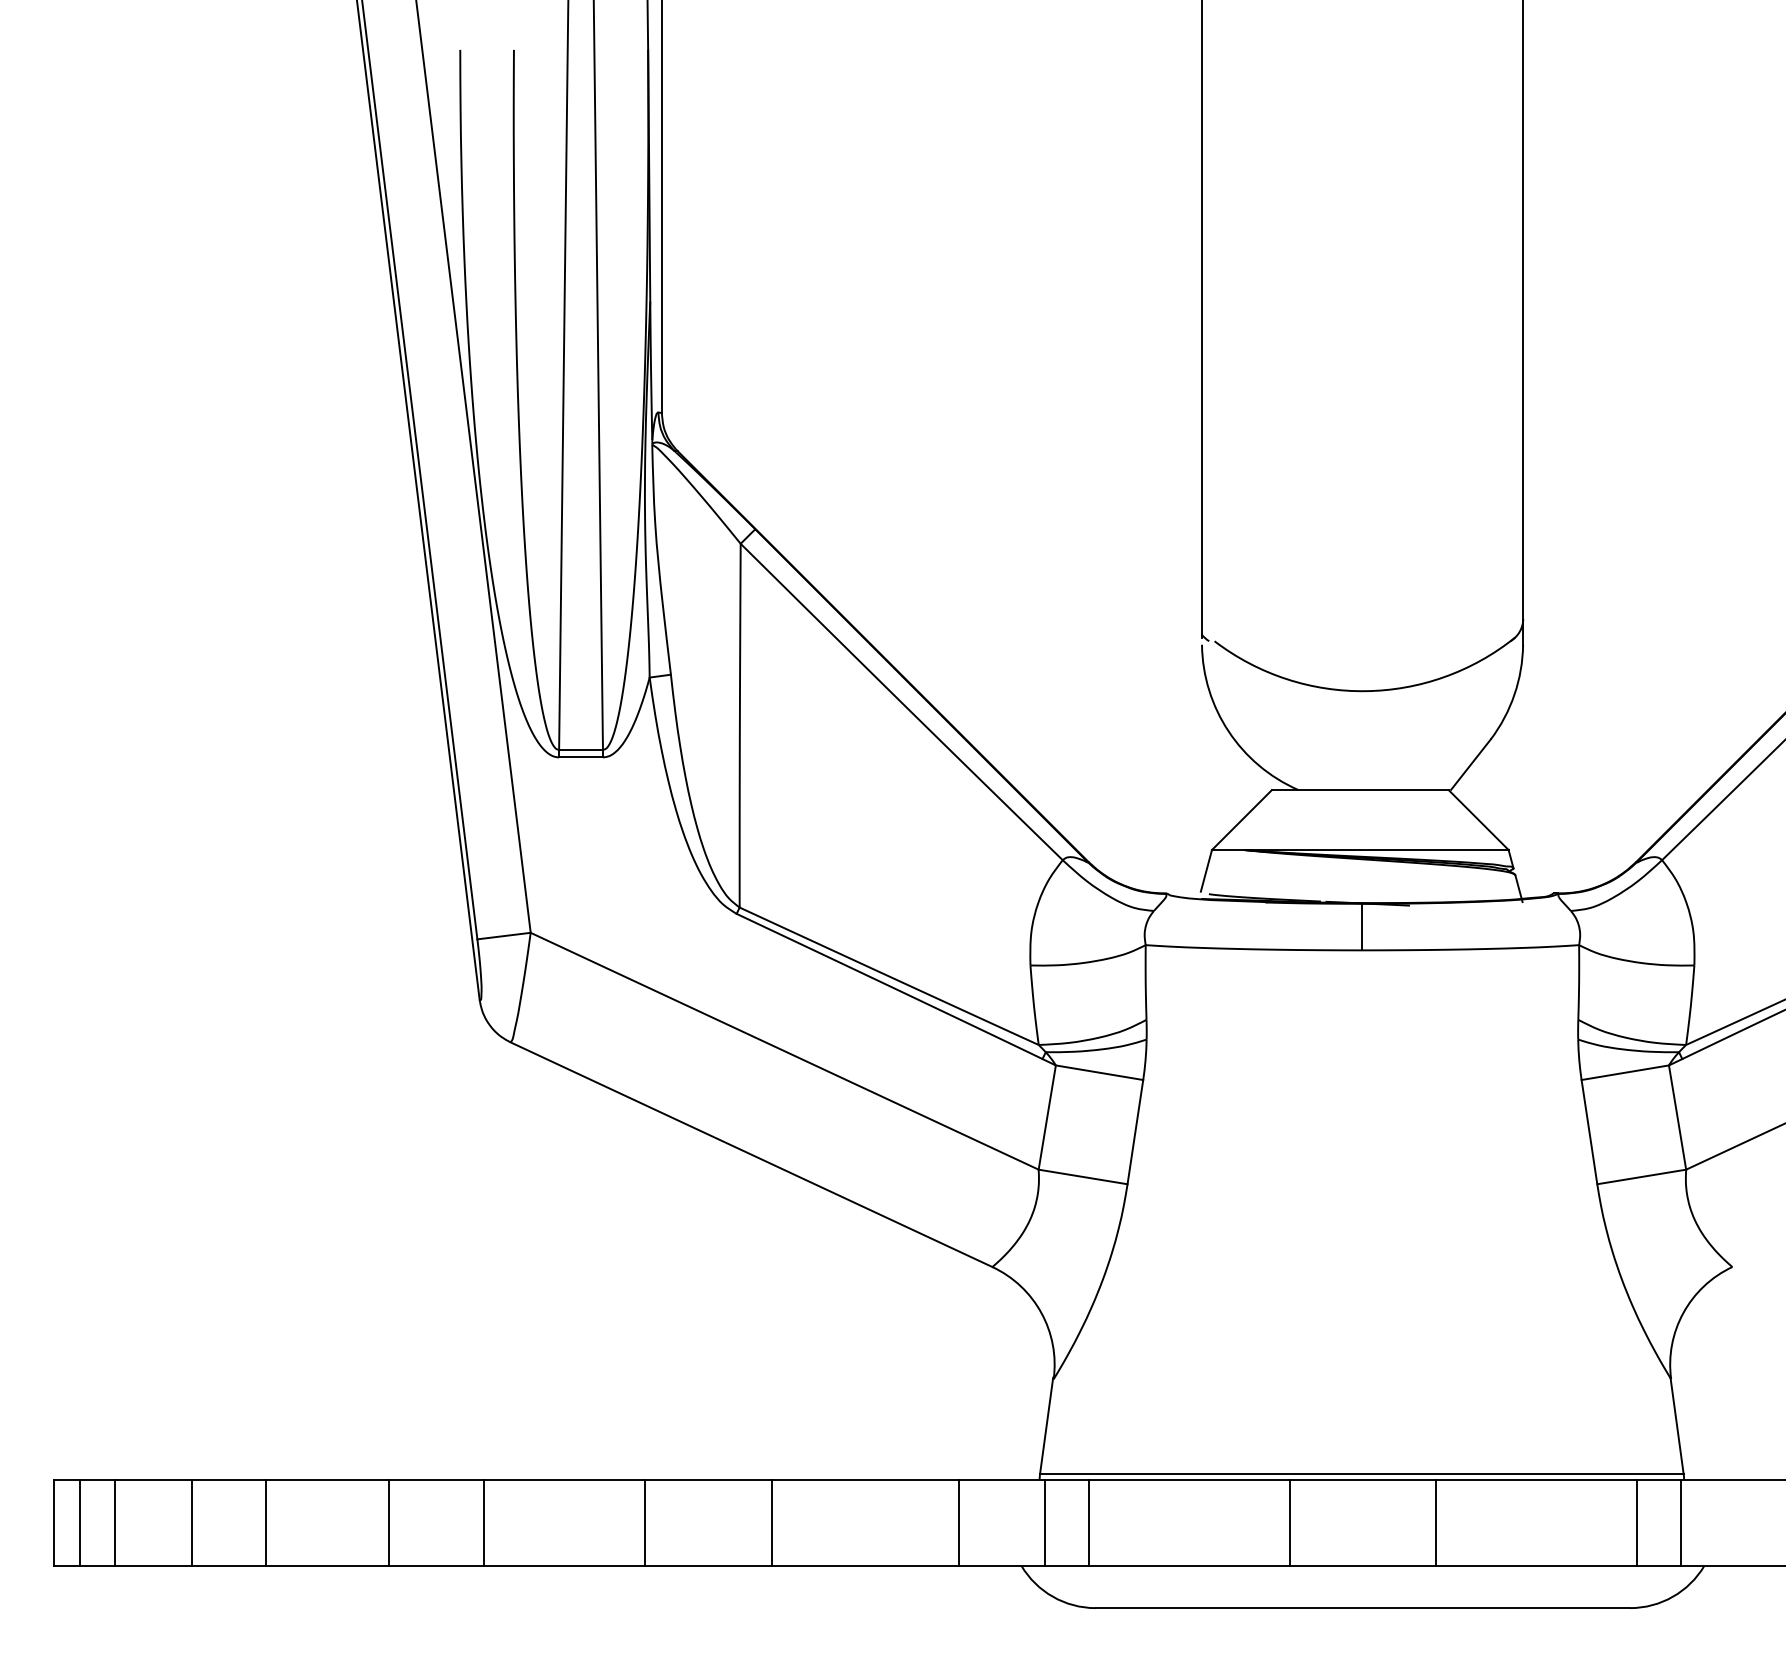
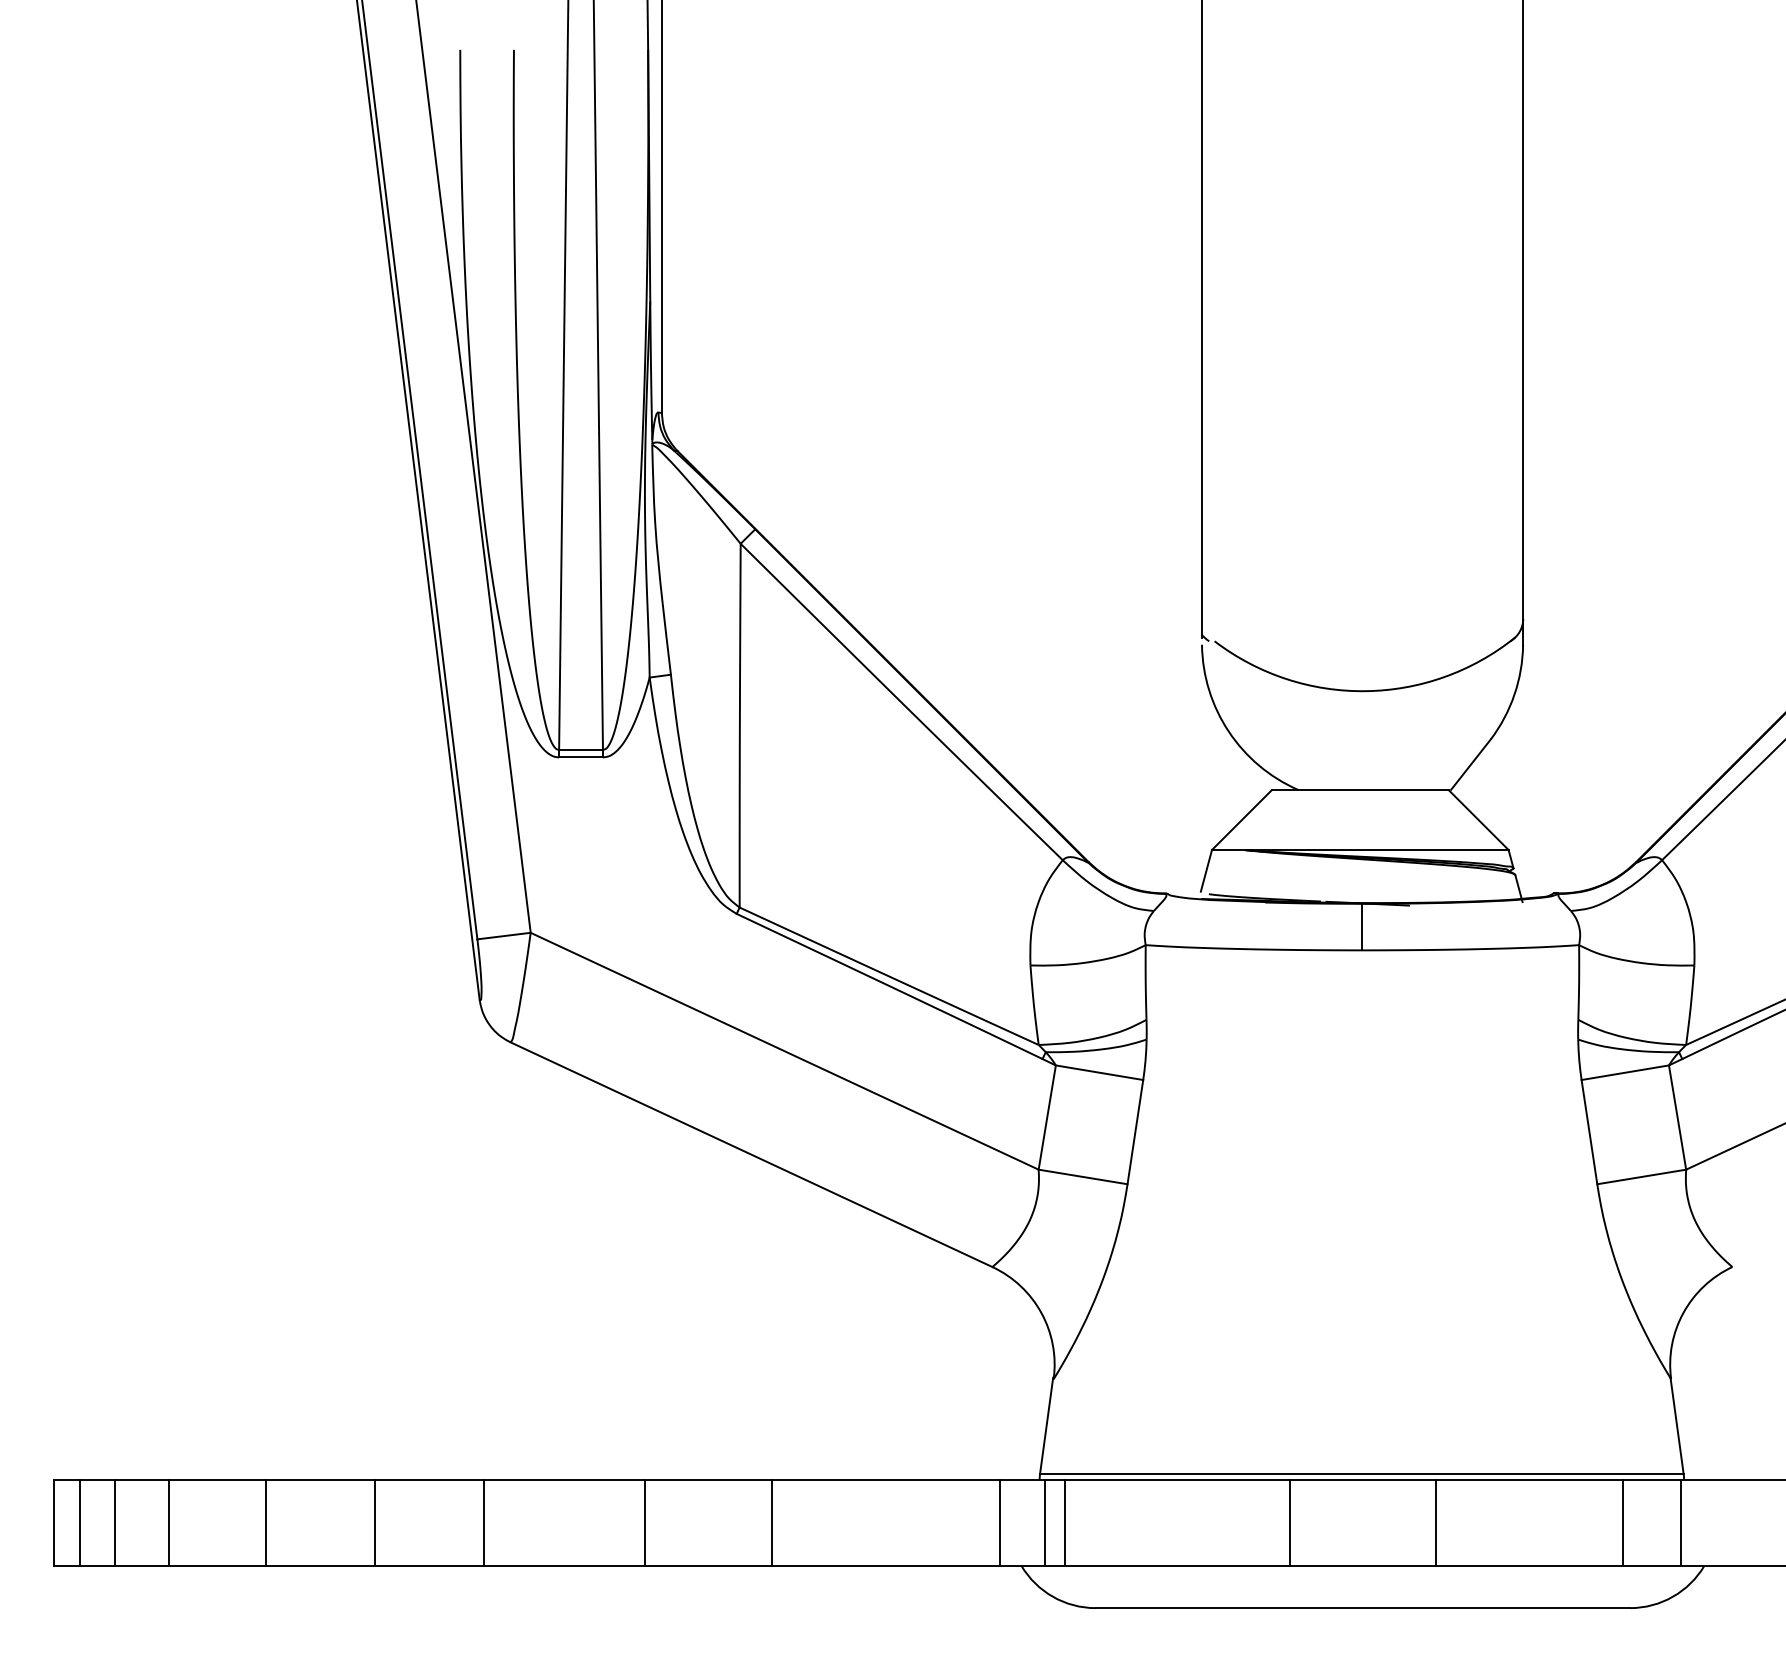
line position: (192, 1522) -> (169, 1522) (169, 1522)
line position: (389, 1522) -> (375, 1522) (375, 1522)
line position: (958, 1522) -> (999, 1522) (999, 1522)
line position: (1088, 1522) -> (1064, 1522) (1064, 1522)
line position: (1636, 1522) -> (1622, 1522) (1622, 1522)
